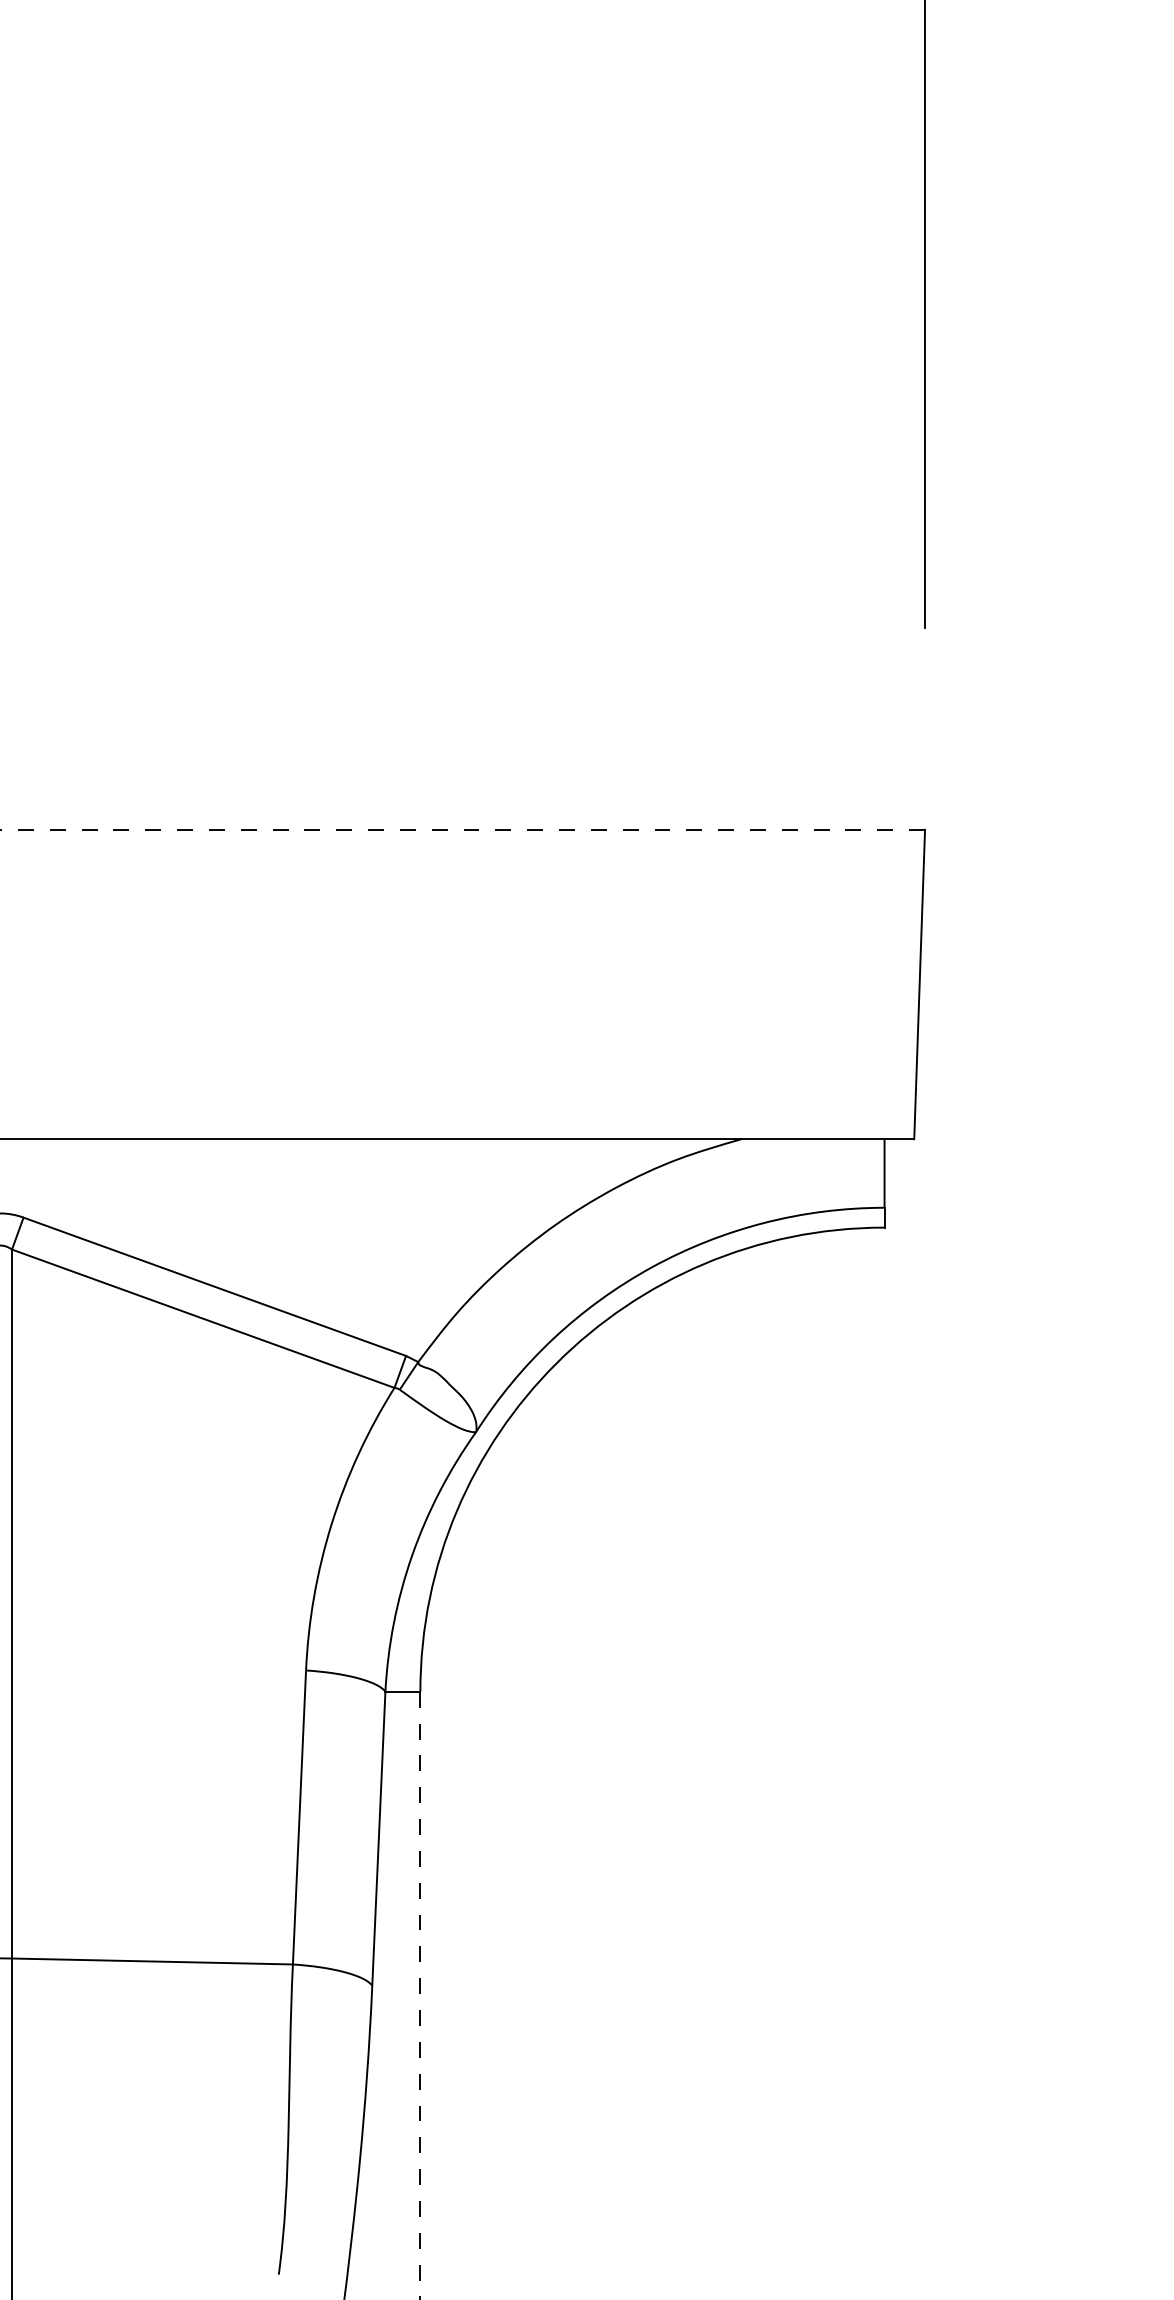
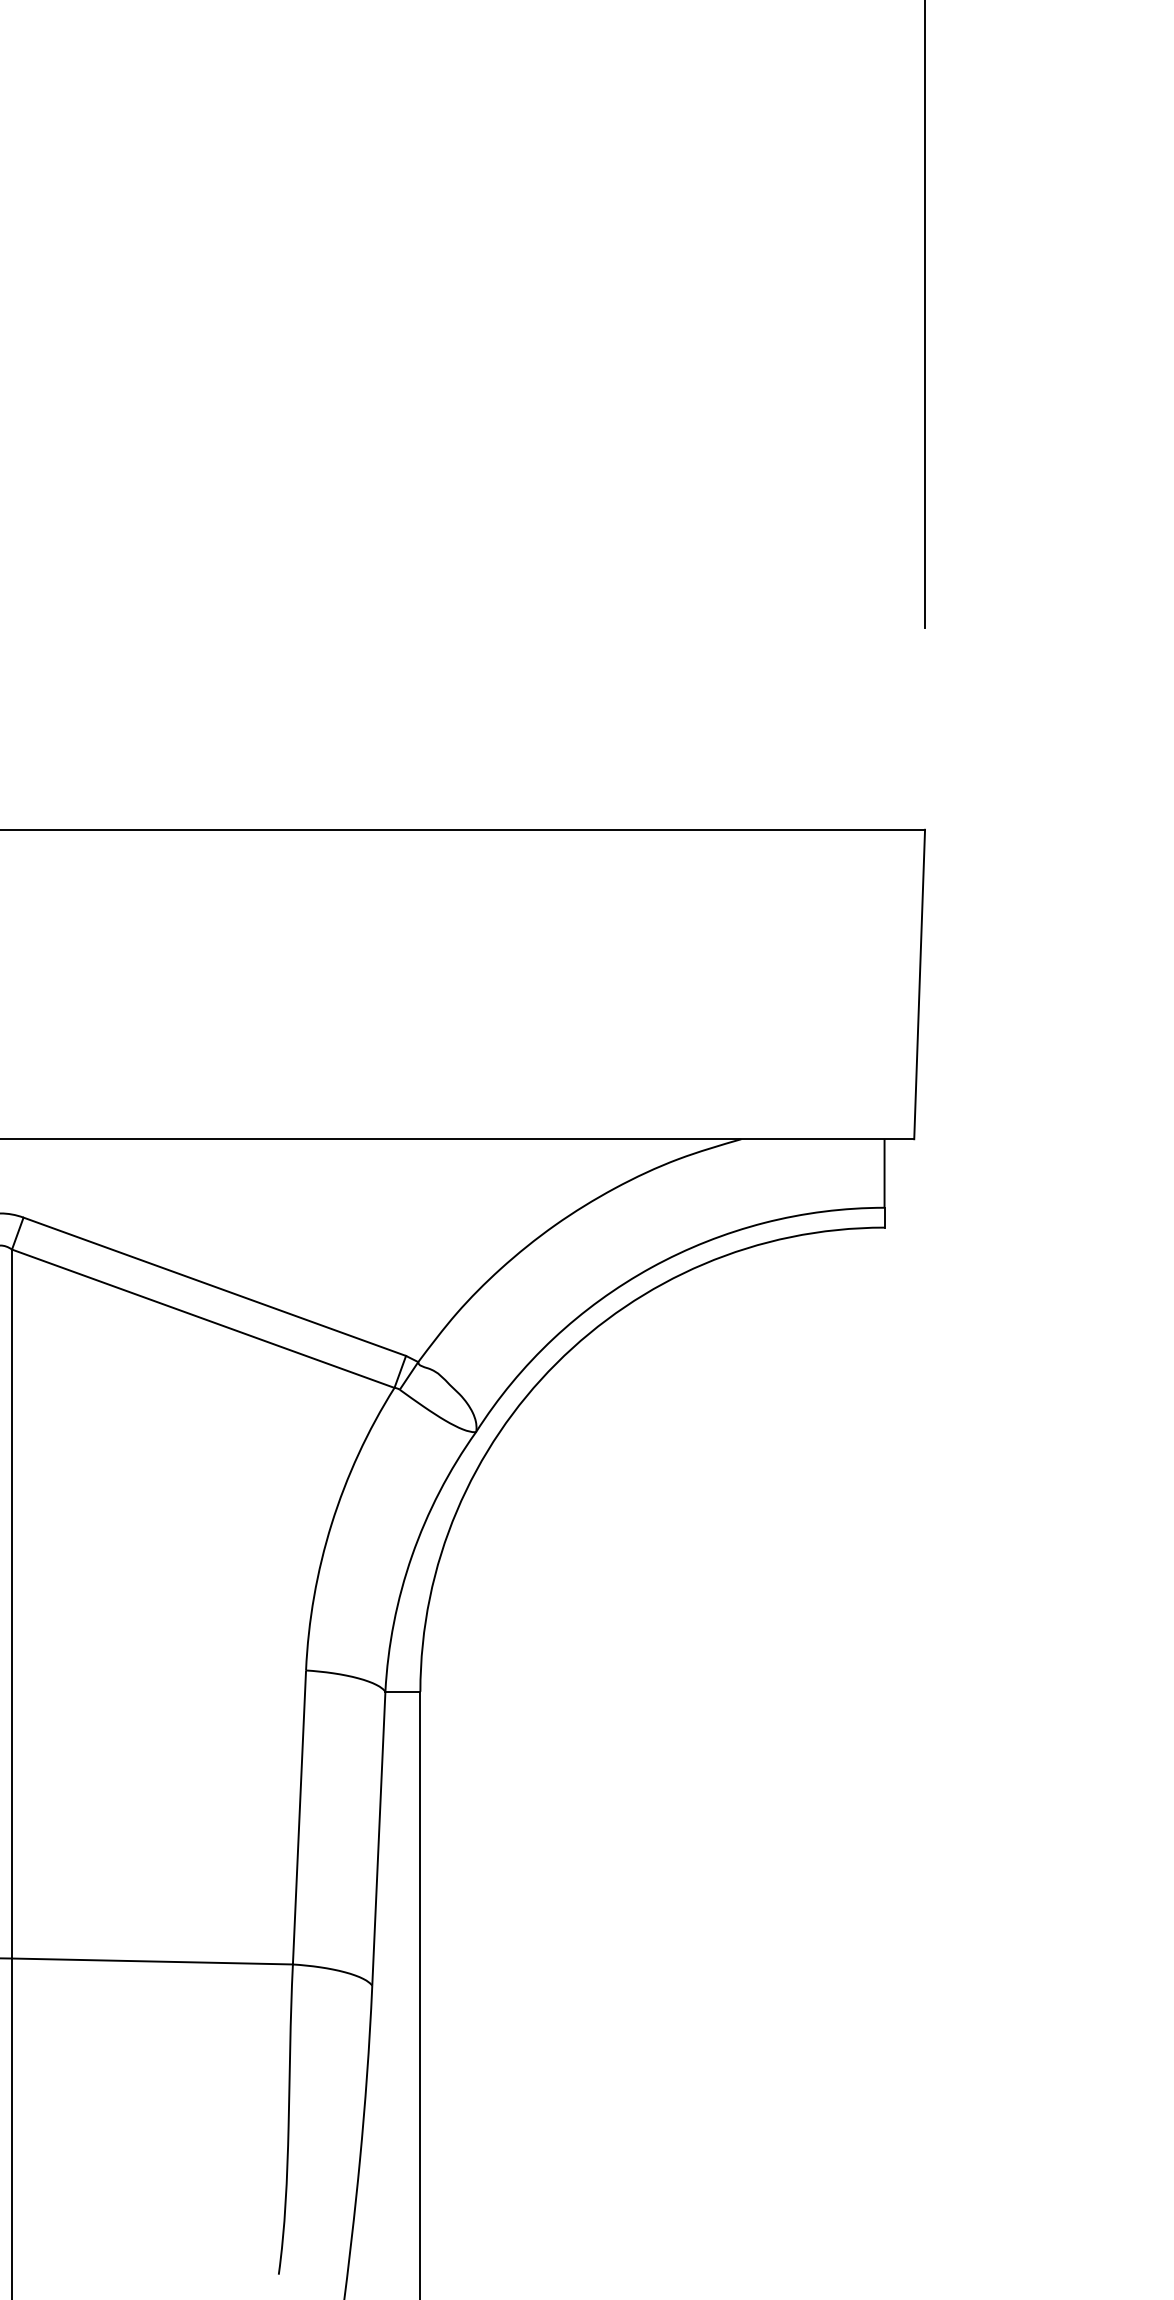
line: dashed -> solid (463, 829)
line: dashed -> solid (420, 1995)
